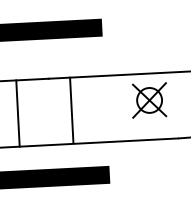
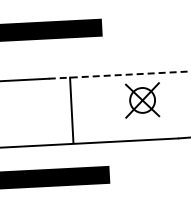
line: solid -> dashed (119, 75)
part position: (149, 100) -> (142, 100) (142, 100)
line: present -> none (17, 113)
